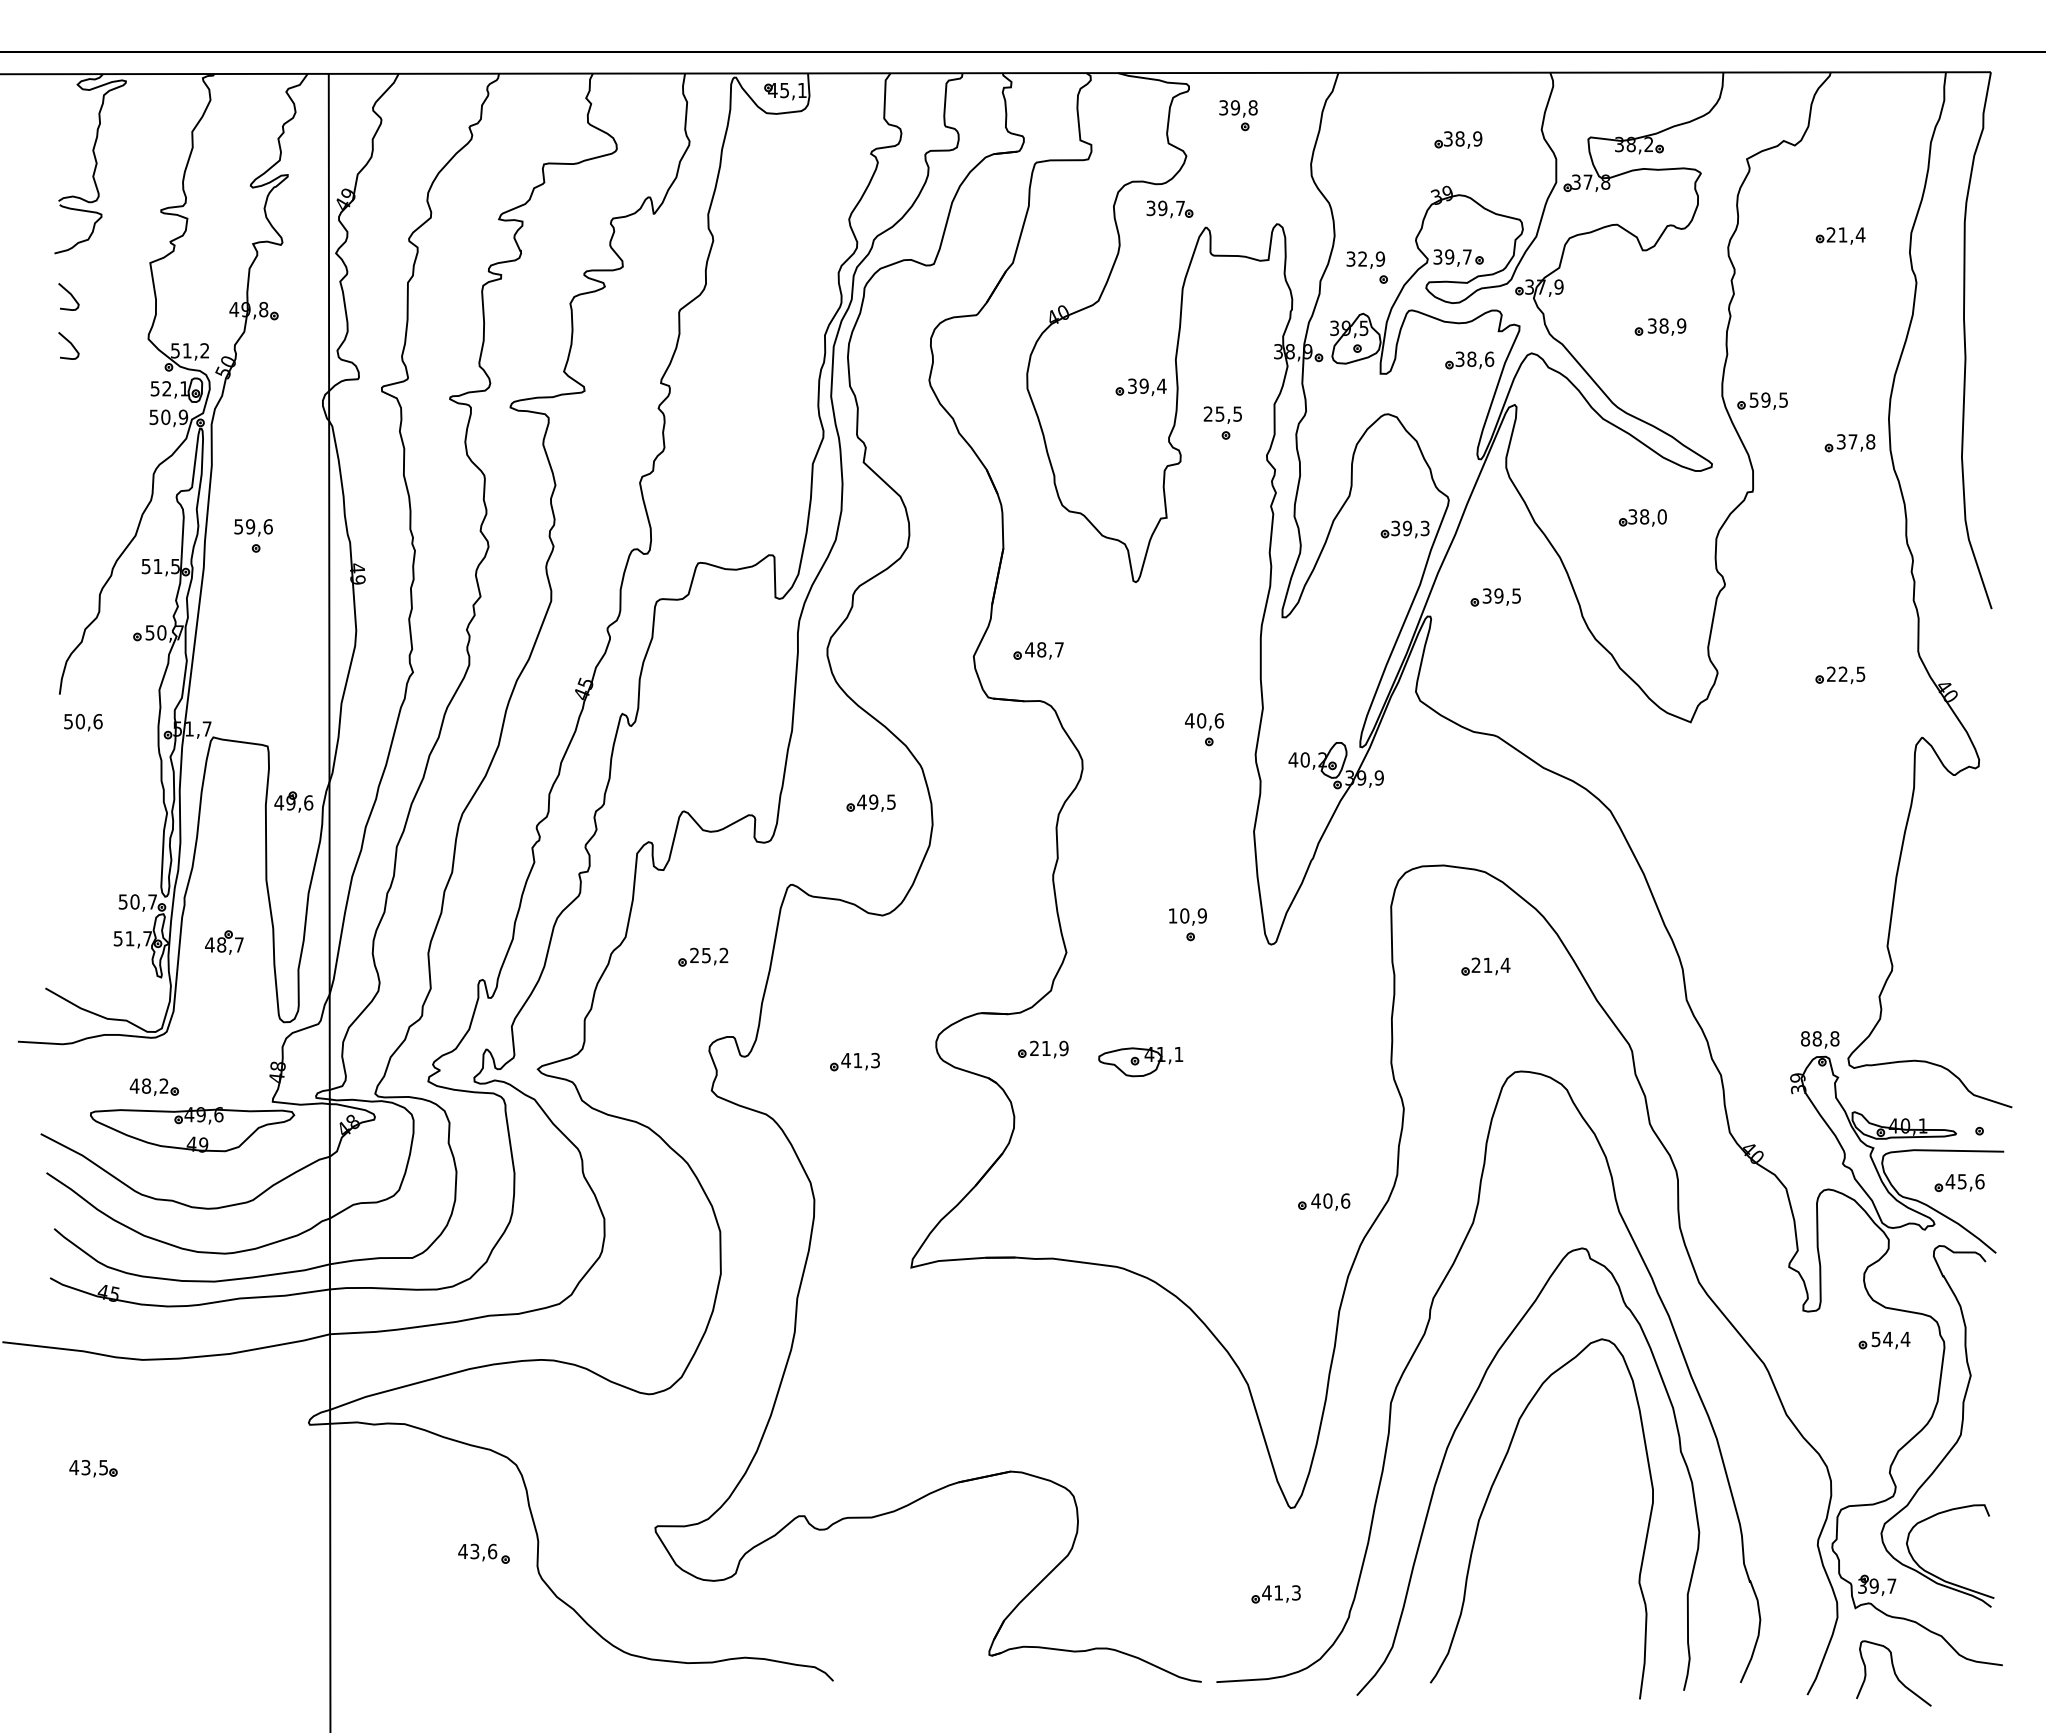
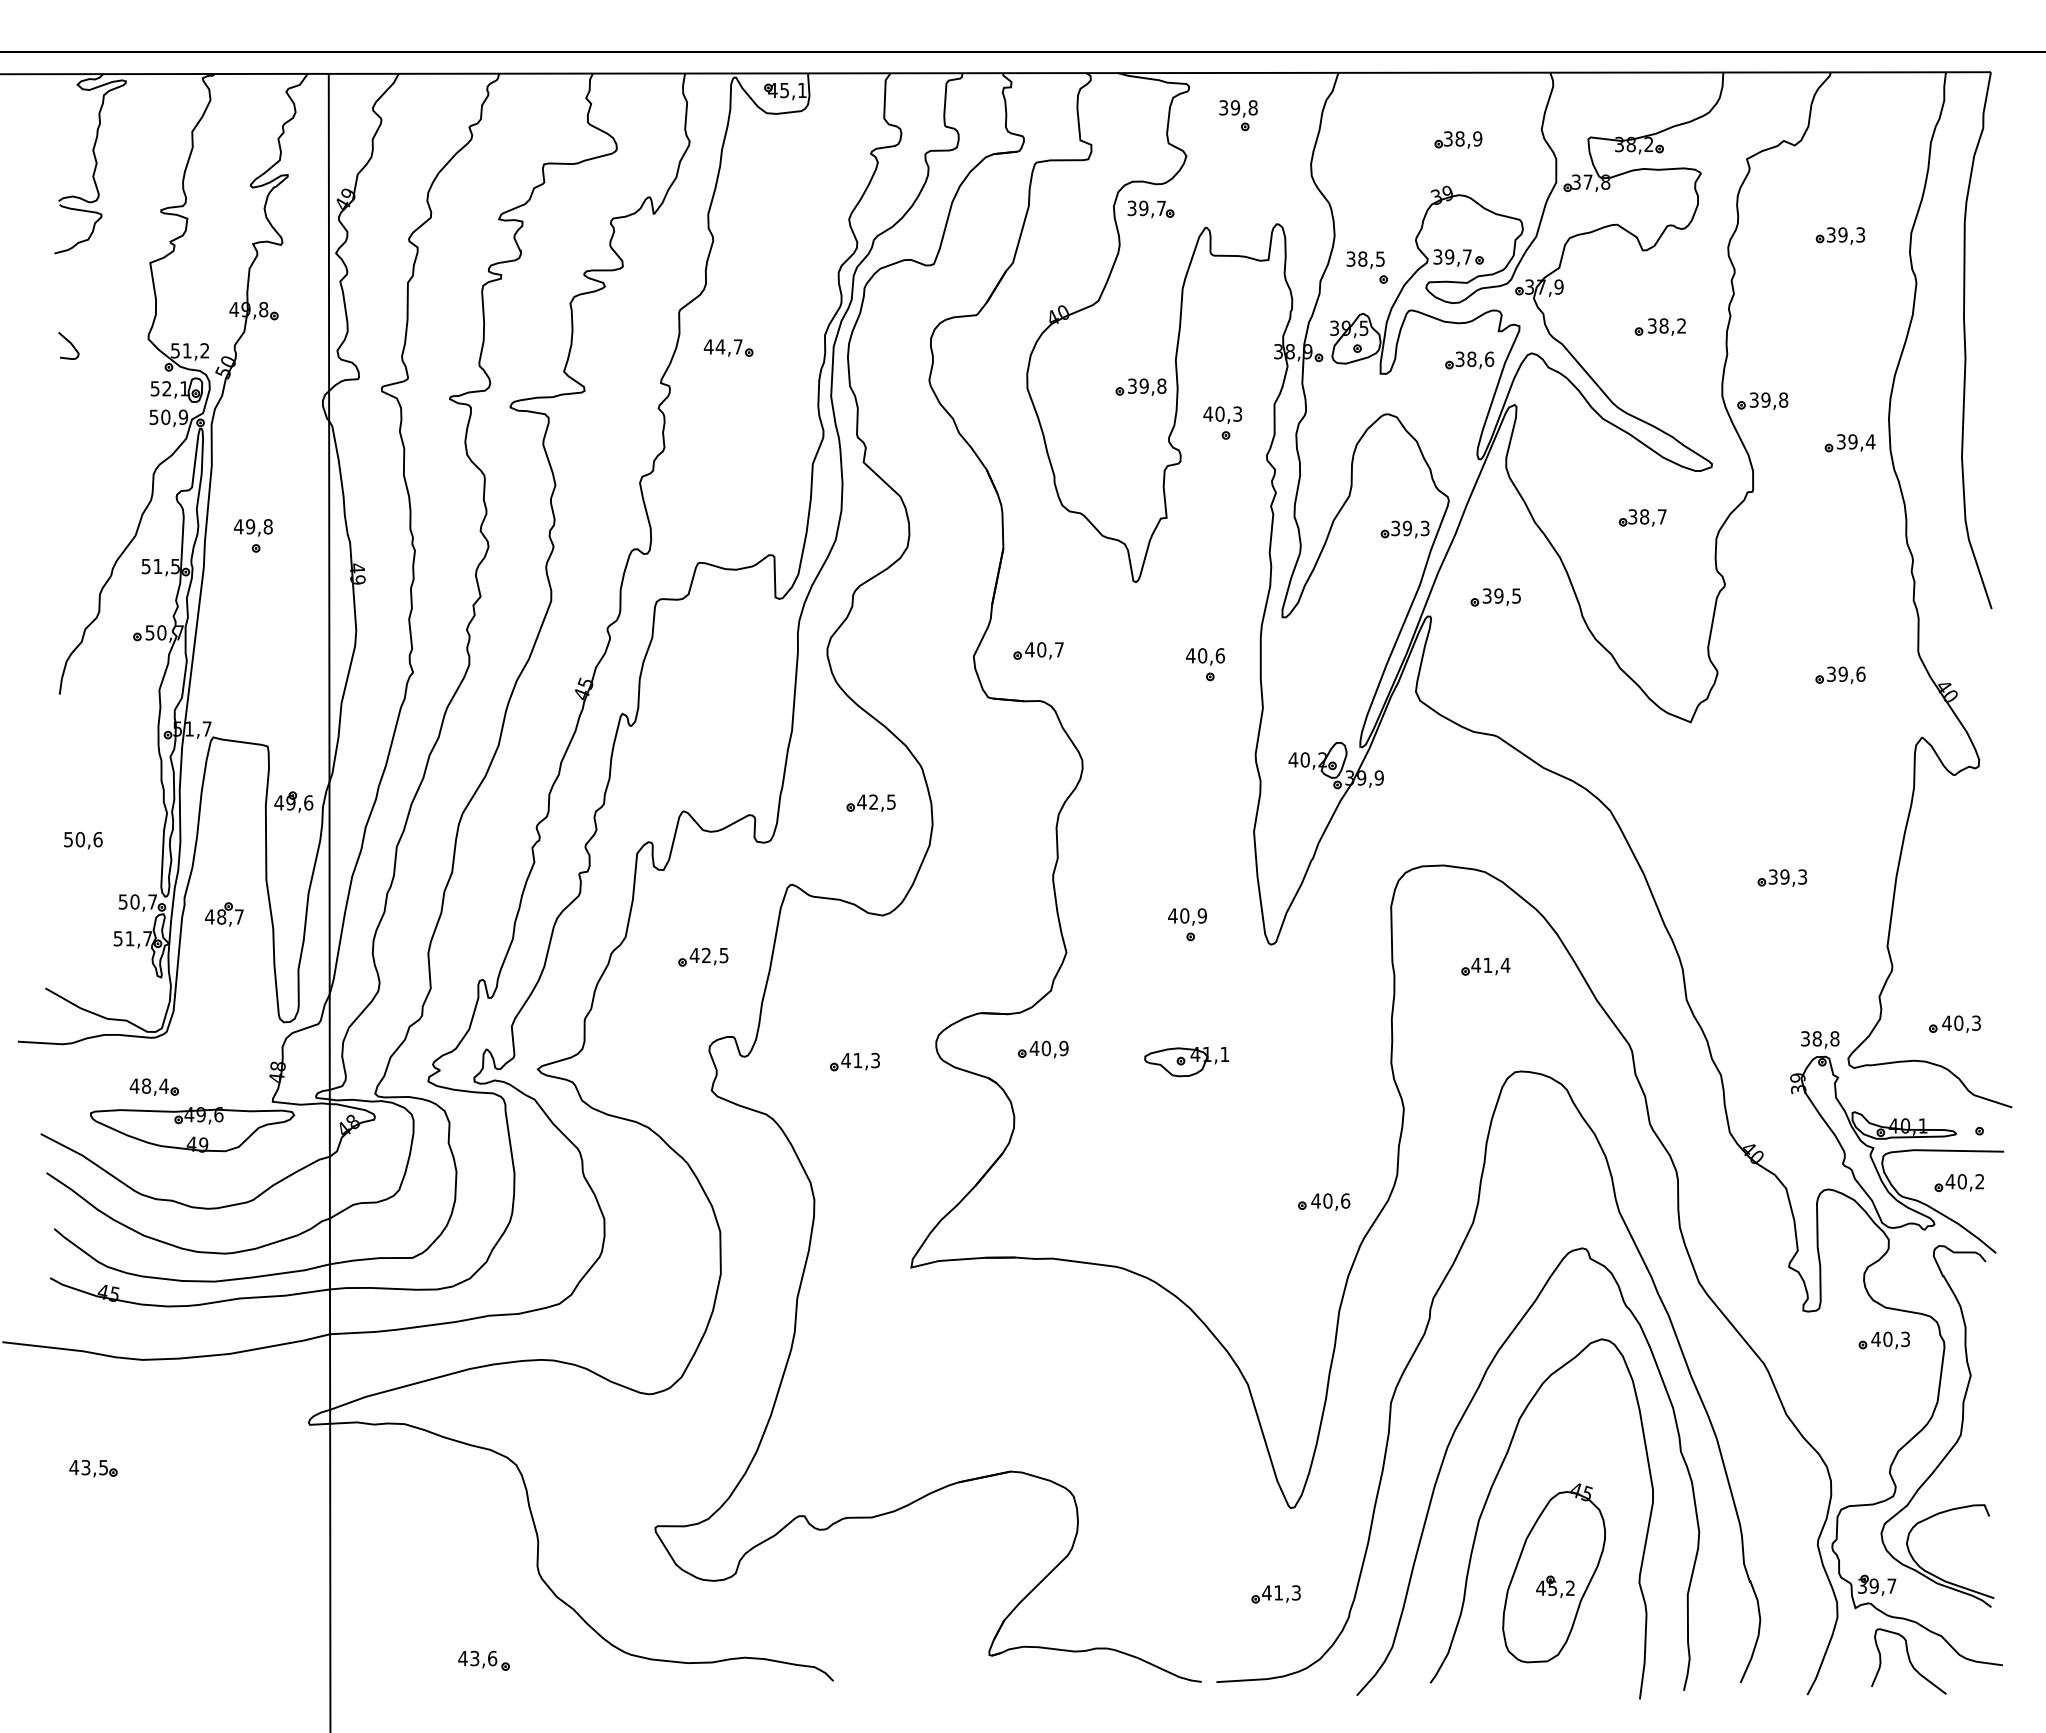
part position: (1169, 209) -> (1150, 209) (1150, 209)
text: 21,4 -> 39,3 (1845, 234)
text: 32,9 -> 38,5 (1371, 258)
curve: present -> none (69, 294)
text: 38,9 -> 38,2 (1681, 325)
part: none -> present (728, 347)
text: 39,4 -> 39,8 (1161, 385)
text: 59,5 -> 39,8 (1769, 399)
text: 25,5 -> 40,3 (1222, 413)
text: 37,8 -> 39,4 (1861, 441)
text: 38,0 -> 38,7 (1661, 516)
text: 59,6 -> 49,8 (252, 526)
text: 48,7 -> 40,7 (1041, 649)
text: 22,5 -> 39,6 (1846, 673)
text position: (83, 722) -> (83, 840) (83, 840)
part position: (1204, 729) -> (1205, 664) (1205, 664)
text: 49,5 -> 42,5 (873, 801)
part: none -> present (1782, 877)
text: 10,9 -> 40,9 (1172, 915)
part position: (224, 942) -> (224, 914) (224, 914)
text: 25,2 -> 42,5 (708, 955)
text: 21,4 -> 41,4 (1476, 964)
part: none -> present (1954, 1023)
text: 88,8 -> 38,8 (1805, 1038)
text: 21,9 -> 40,9 (1039, 1048)
part position: (1140, 1062) -> (1186, 1062) (1186, 1062)
text: 48,2 -> 48,4 (163, 1085)
text: 45,6 -> 40,2 (1970, 1181)
text: 54,4 -> 40,3 (1890, 1339)
part position: (483, 1553) -> (483, 1660) (483, 1660)
part: none -> present (1553, 1573)
curve position: (1893, 1672) -> (1908, 1660) (1908, 1660)
